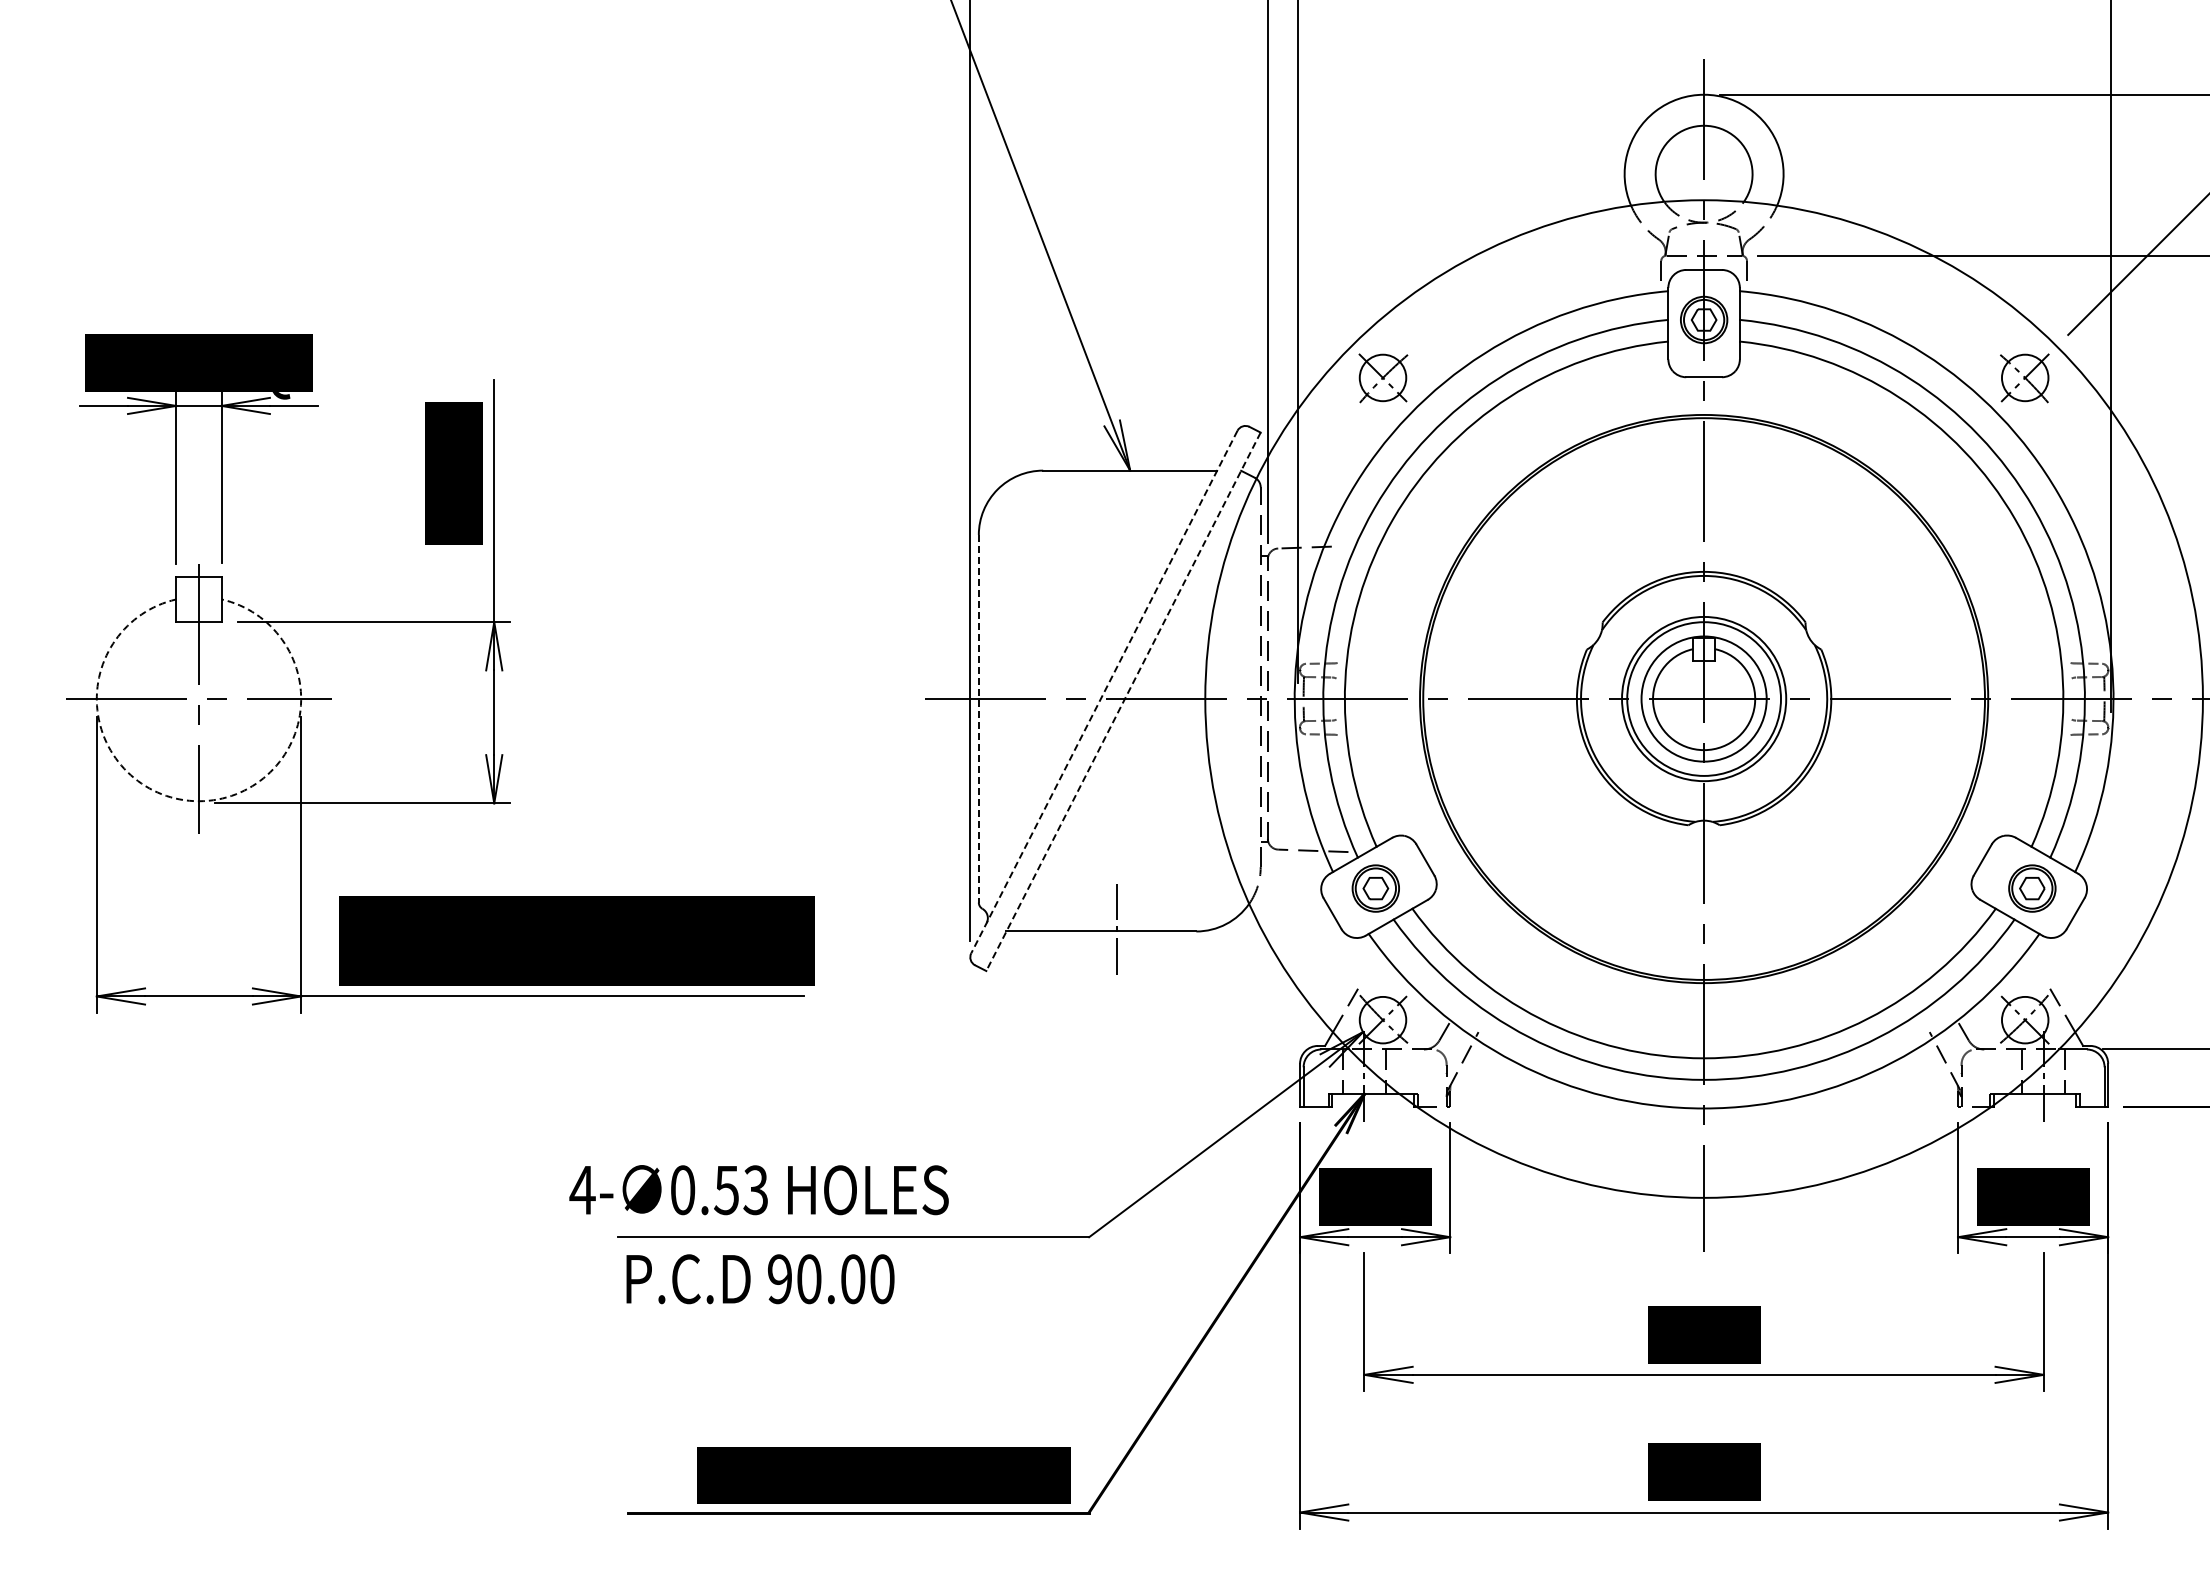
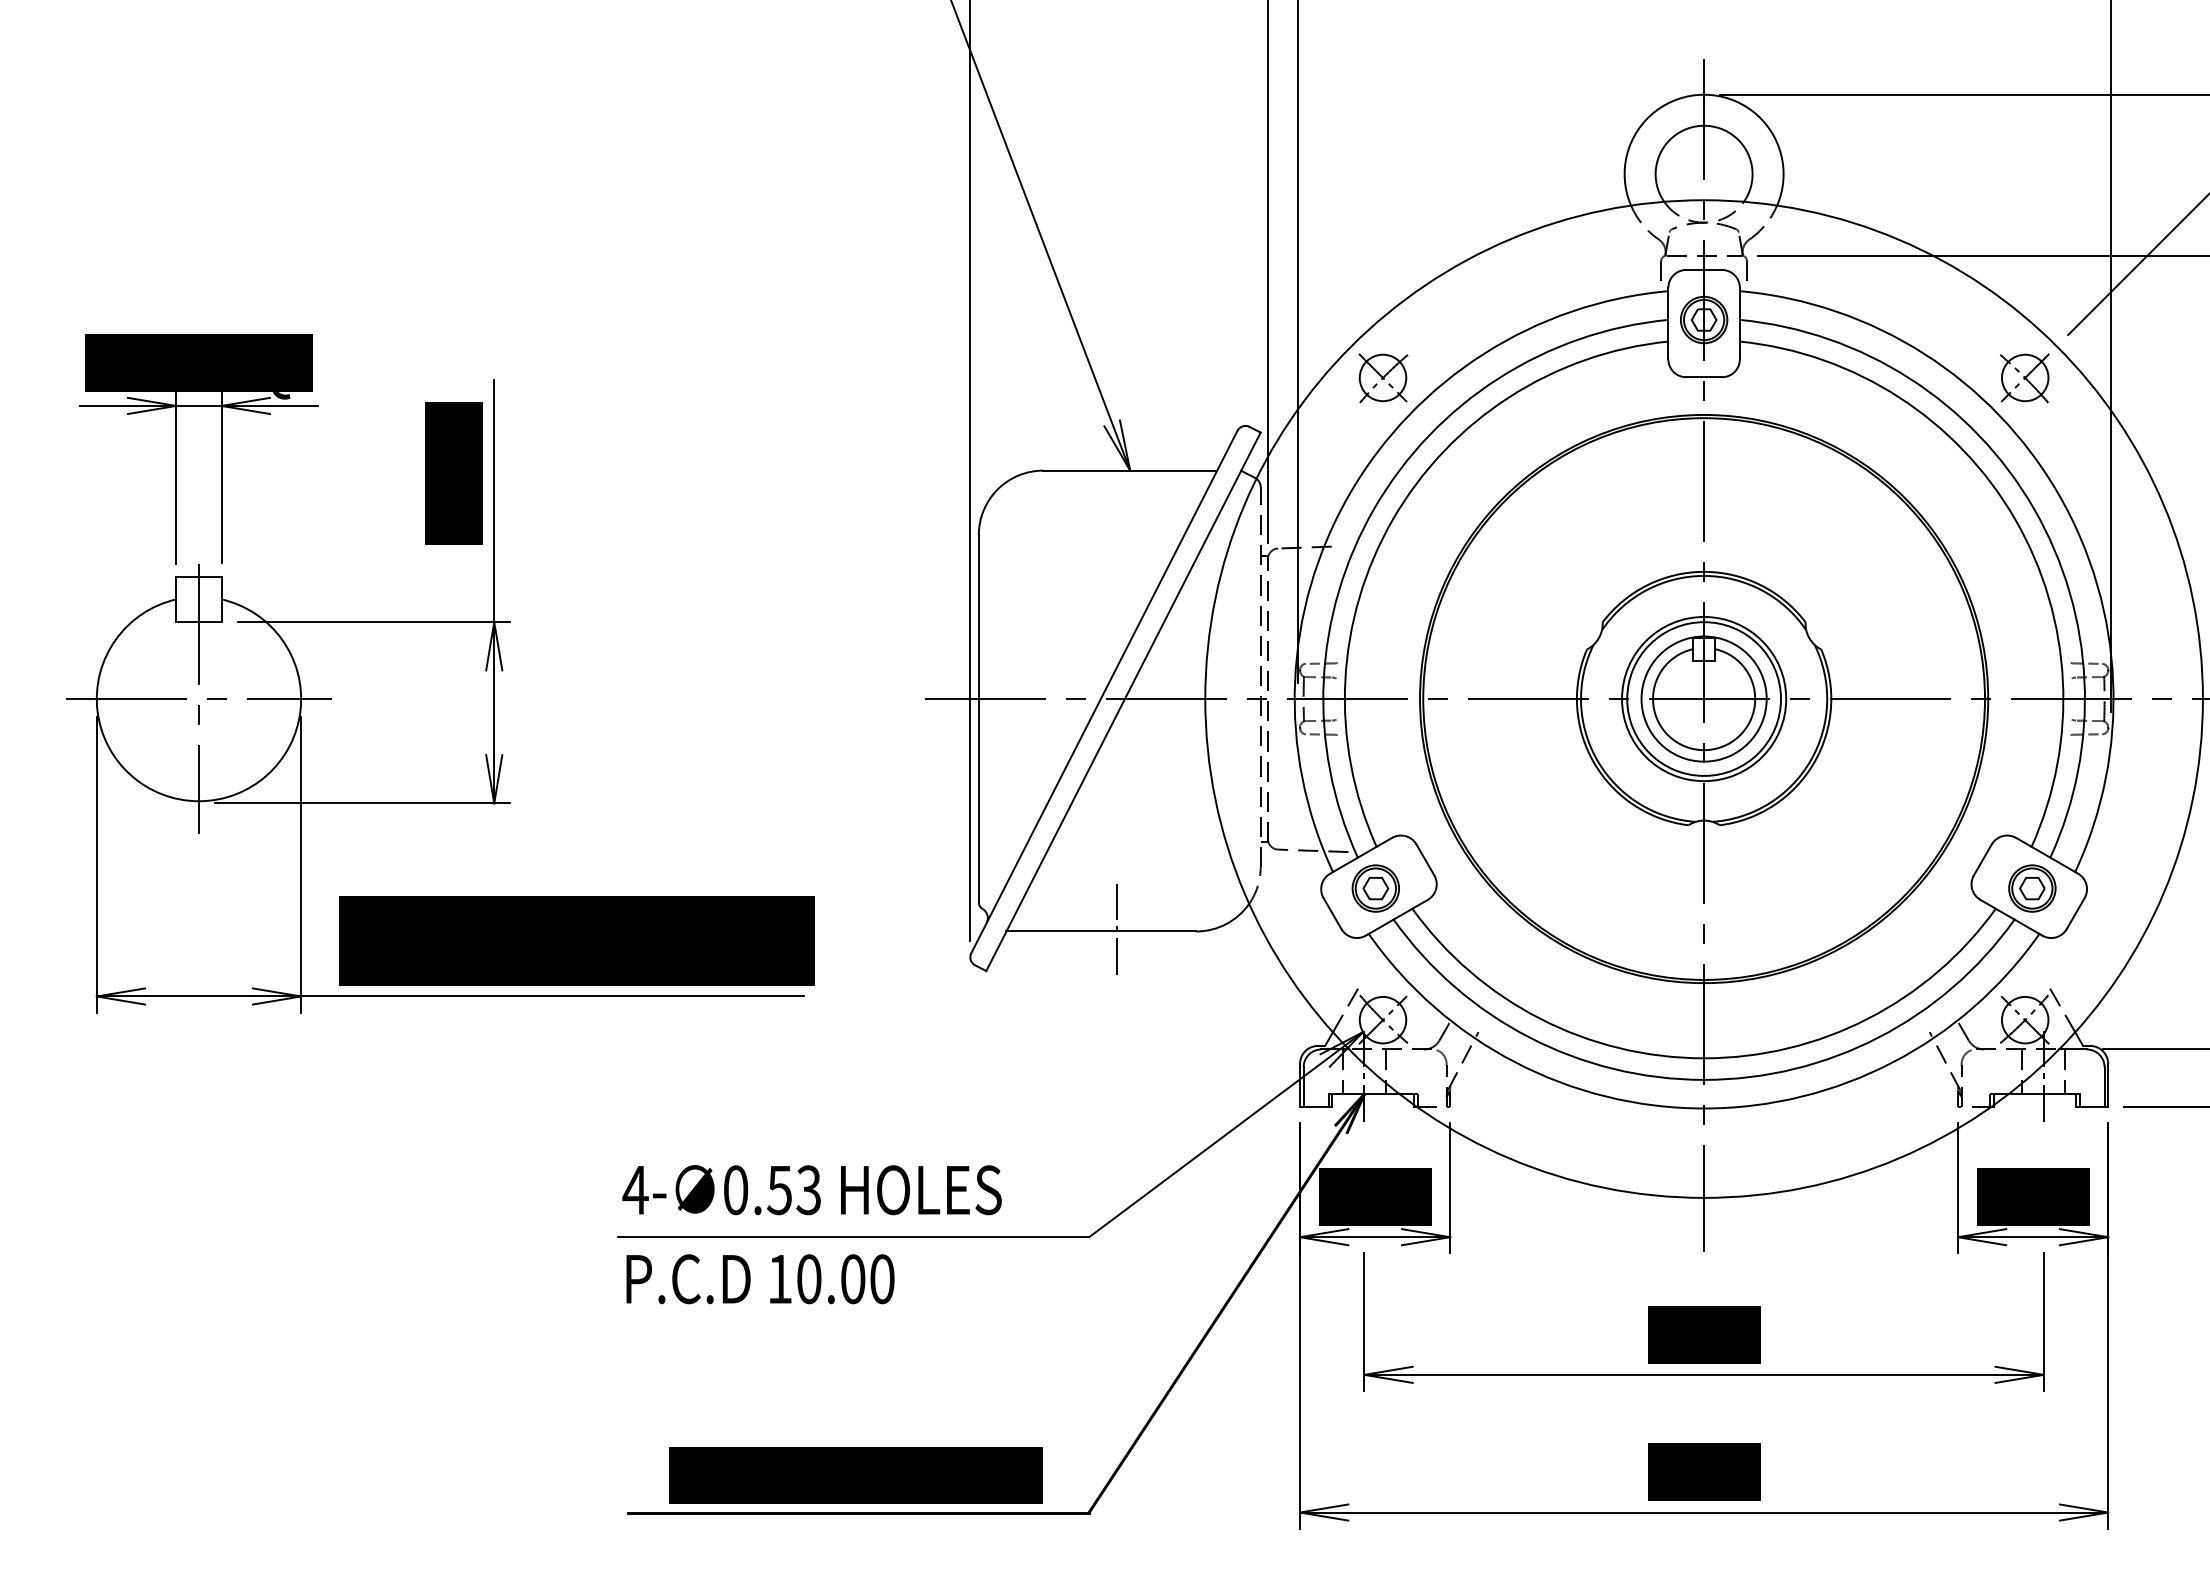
line: dashed -> solid (1104, 692)
line: dashed -> solid (1123, 702)
line: dashed -> solid (978, 718)
arc: dashed -> solid (198, 801)
text position: (758, 1190) -> (811, 1190) (811, 1190)
text: 90.00 -> 10.00 (779, 1279)
text position: (883, 1475) -> (855, 1475) (855, 1475)
